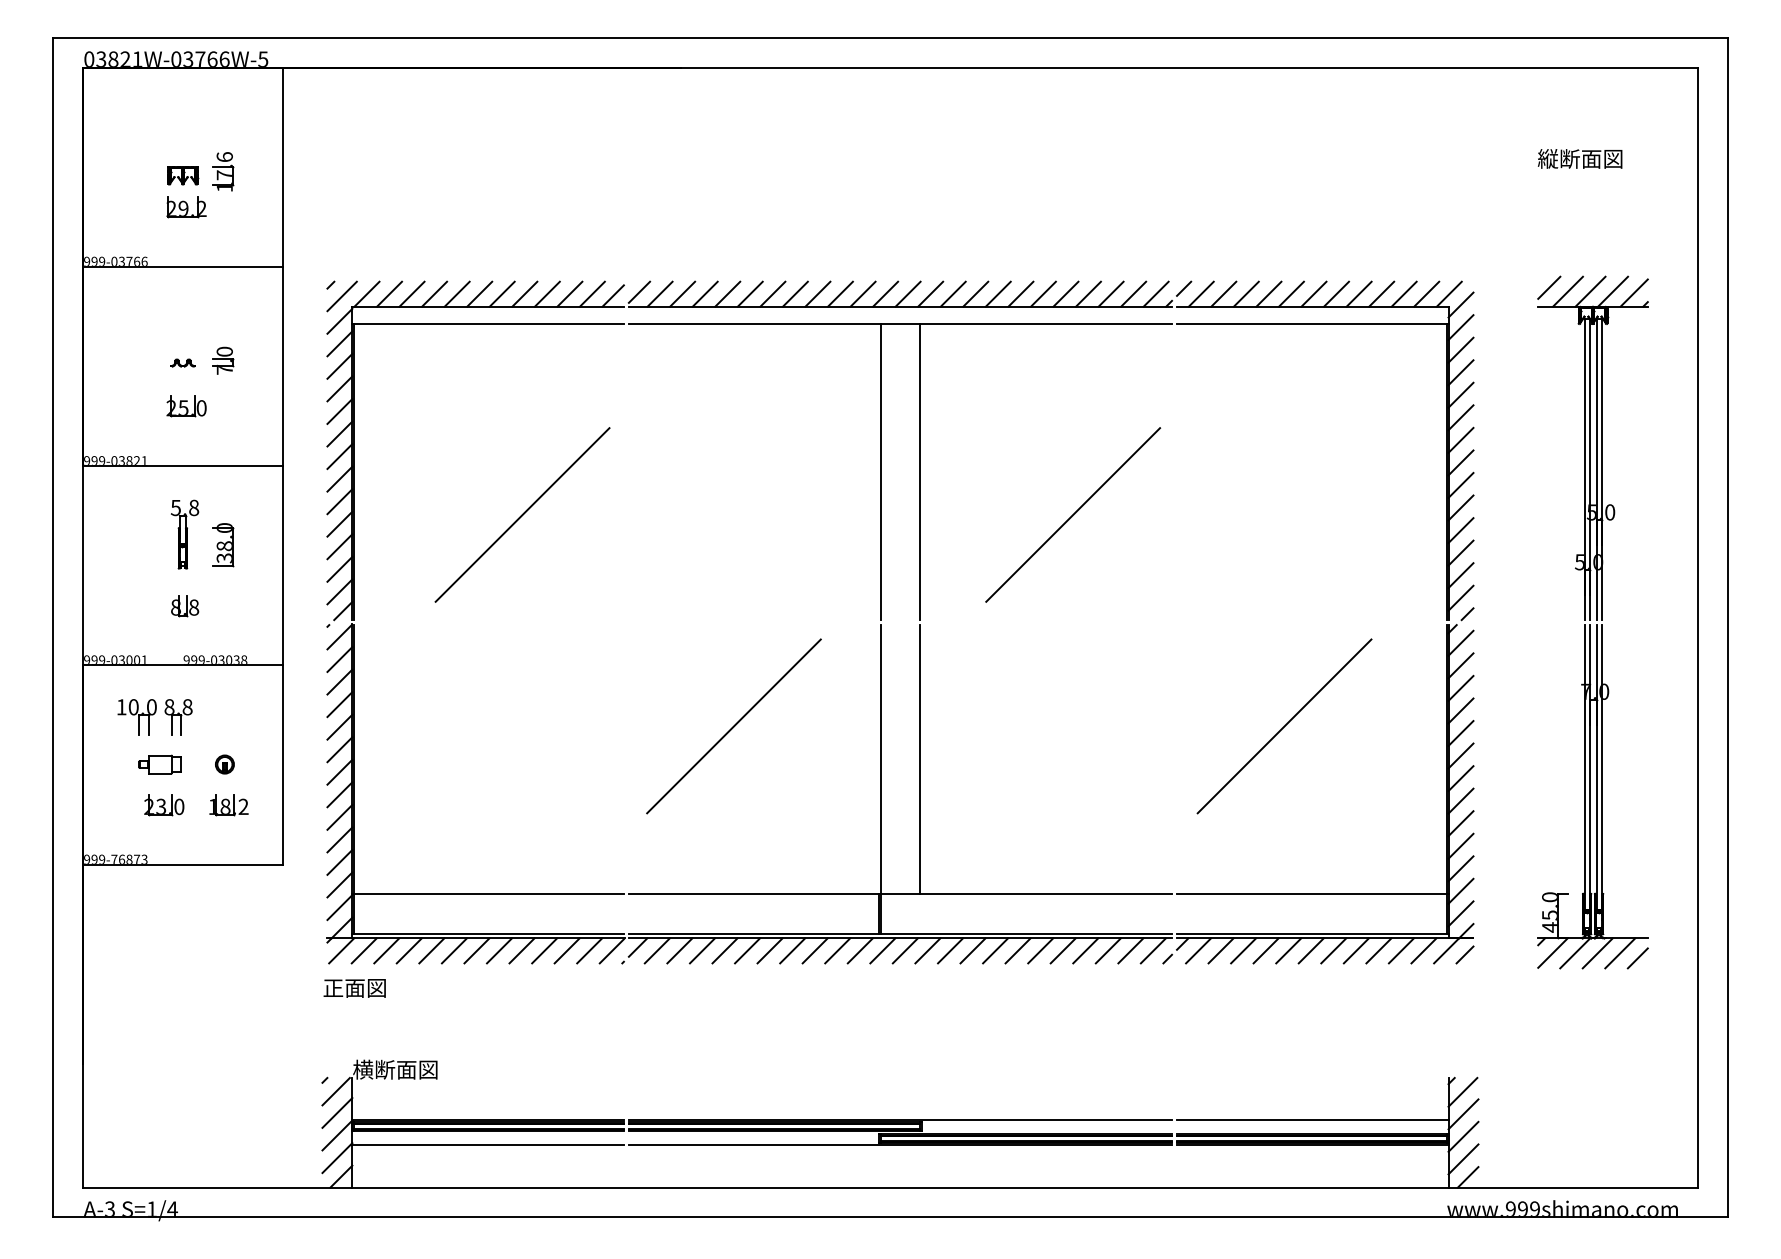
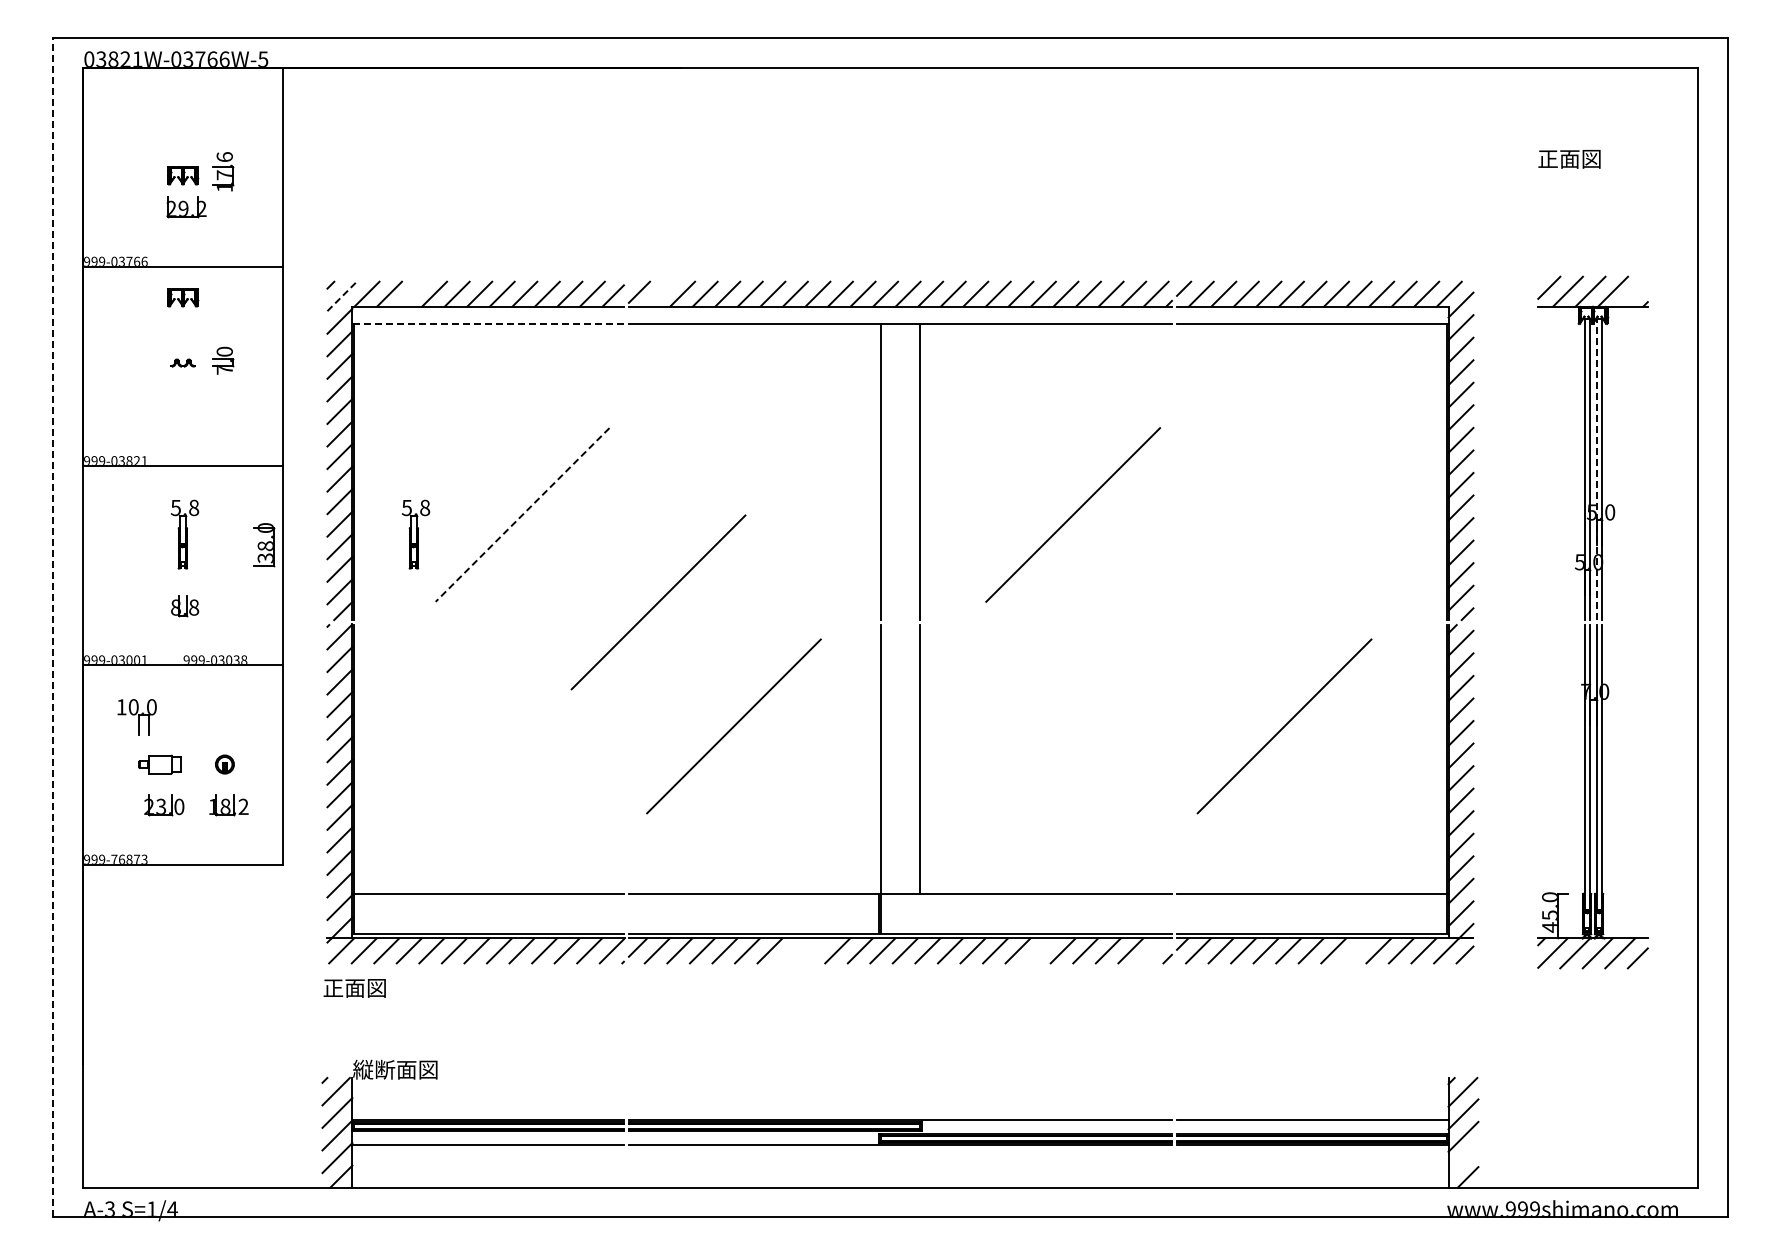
text: 縦断面図 -> 正面図 (1579, 158)
line: present -> none (1633, 292)
line: present -> none (411, 293)
line: present -> none (659, 293)
line: solid -> dashed (342, 296)
part: none -> present (183, 297)
line: solid -> dashed (488, 324)
part: present -> none (186, 406)
line: solid -> dashed (1596, 469)
line: solid -> dashed (522, 514)
part: none -> present (416, 534)
part position: (223, 545) -> (264, 545) (264, 545)
line: none -> present (658, 602)
line: solid -> dashed (53, 627)
part: present -> none (178, 717)
line: present -> none (792, 950)
line: present -> none (814, 950)
line: present -> none (1040, 950)
line: present -> none (1152, 950)
line: present -> none (1355, 950)
text: 横断面図 -> 縦断面図 (363, 1069)
line: present -> none (1463, 1159)
